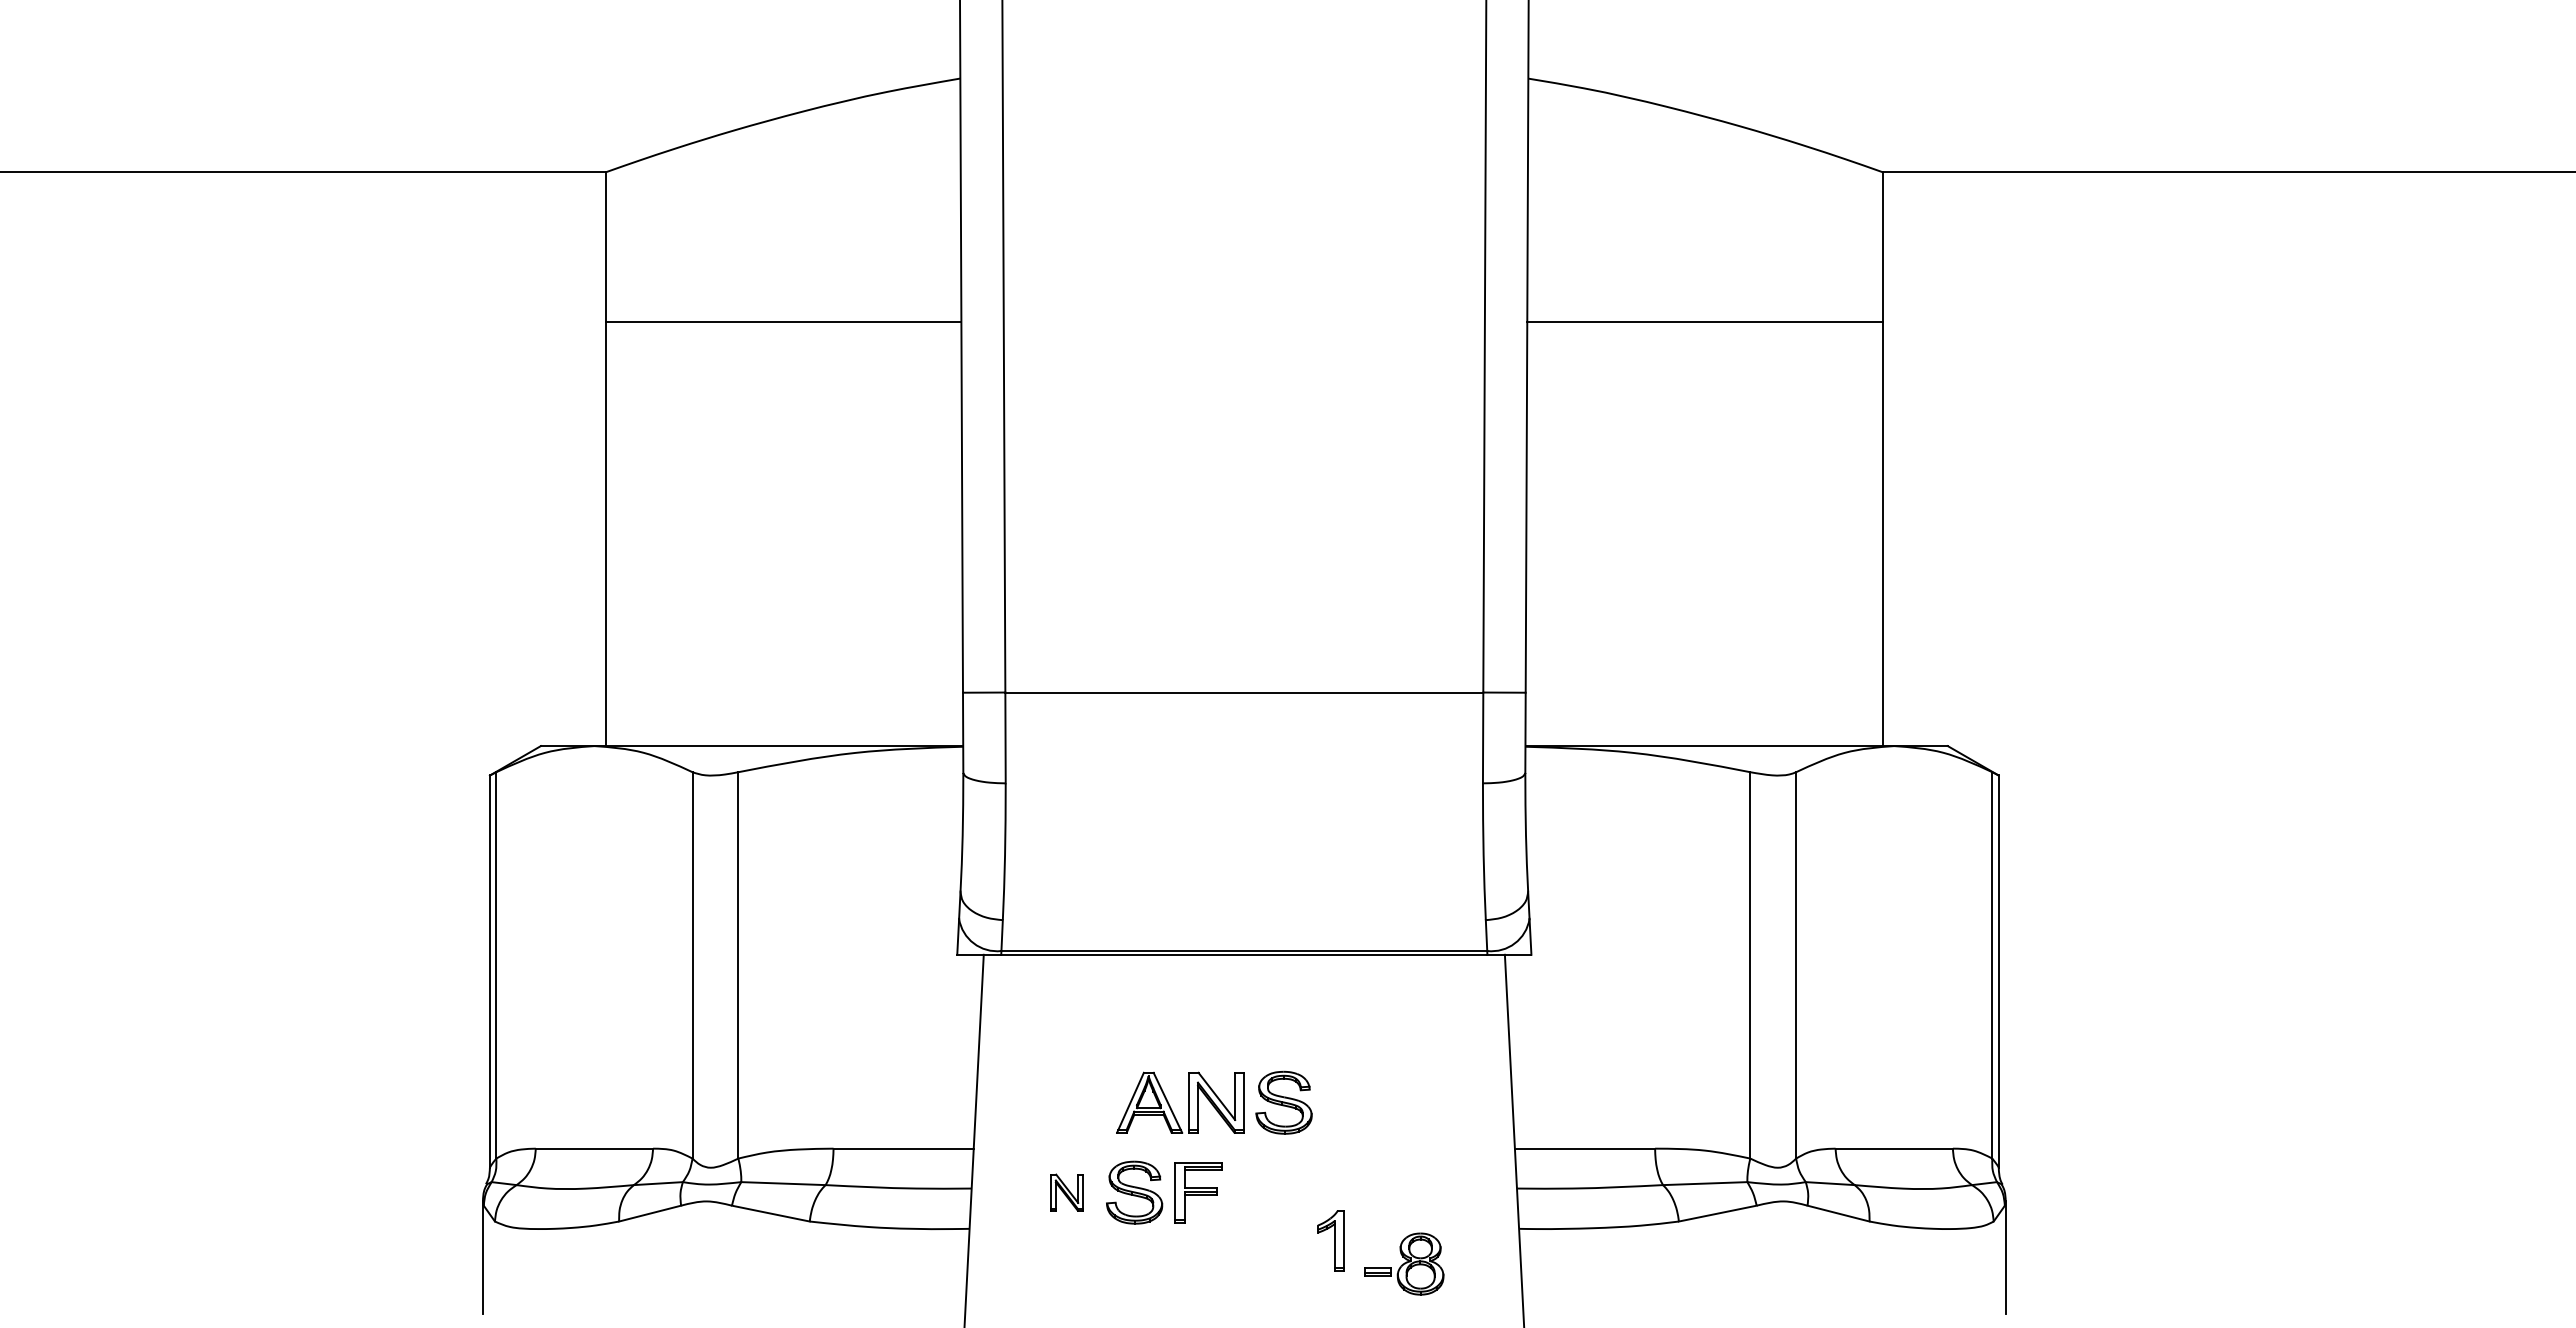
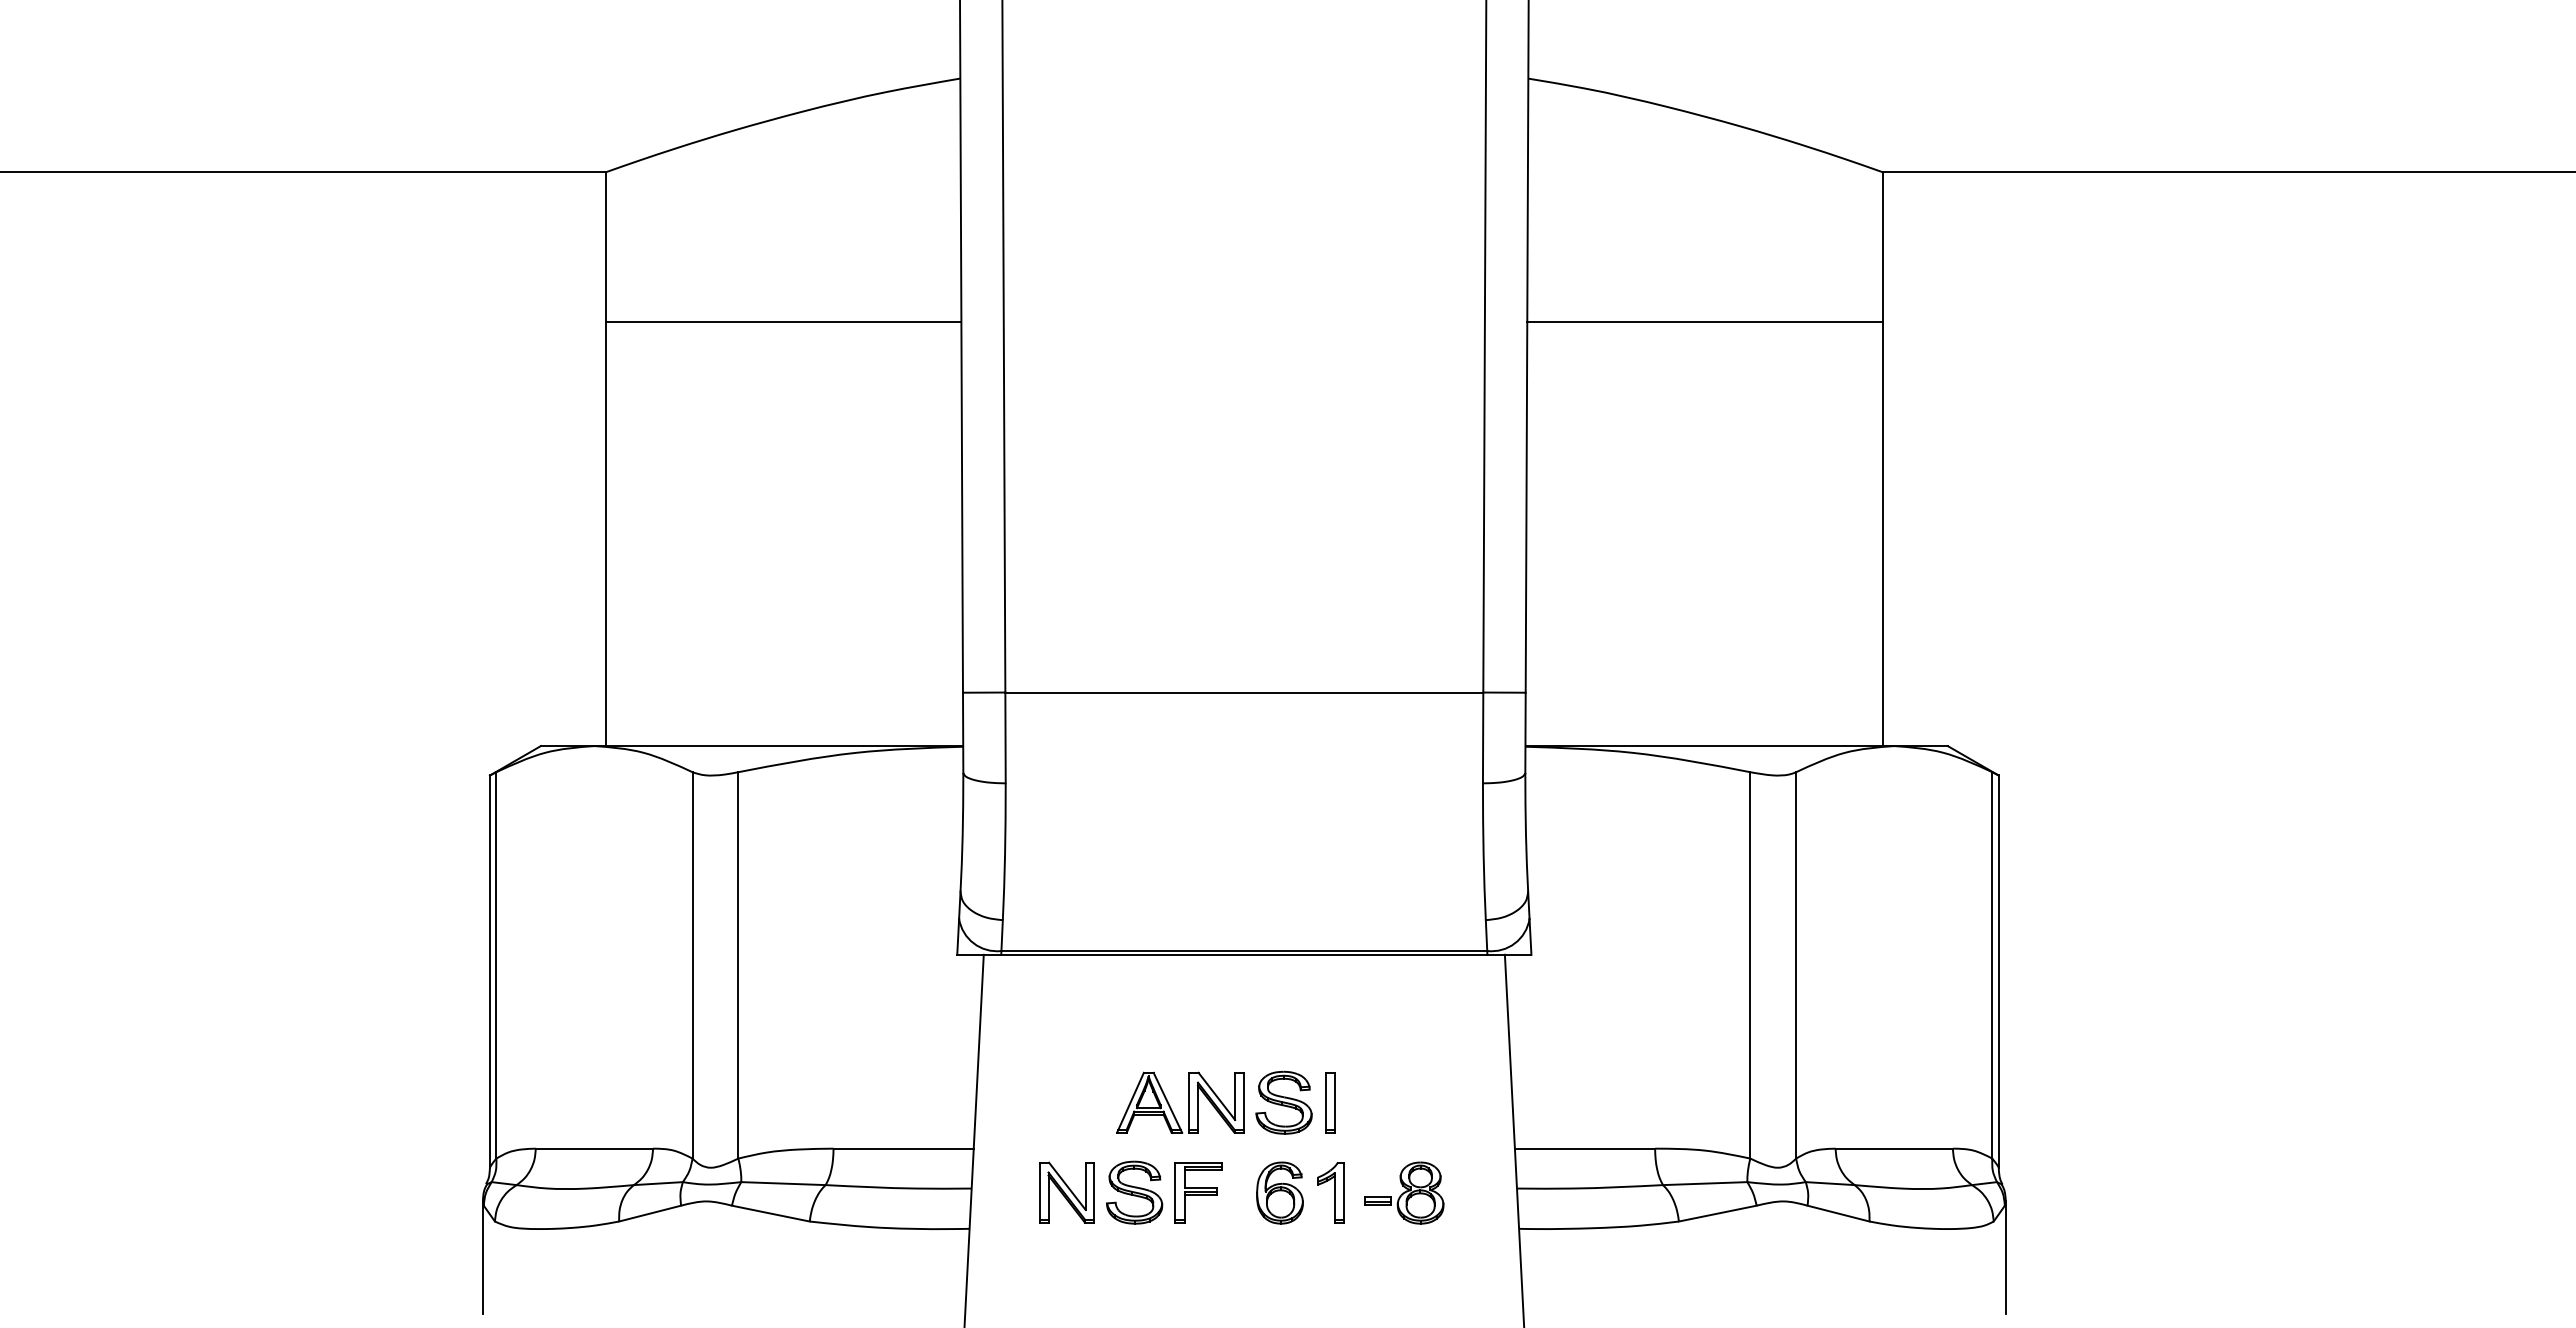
part: none -> present (1330, 1102)
part size: 34x39 px -> 56x63 px (1066, 1192)
part: none -> present (1279, 1192)
part position: (1330, 1240) -> (1330, 1192) (1330, 1192)
part position: (1404, 1263) -> (1404, 1192) (1404, 1192)
